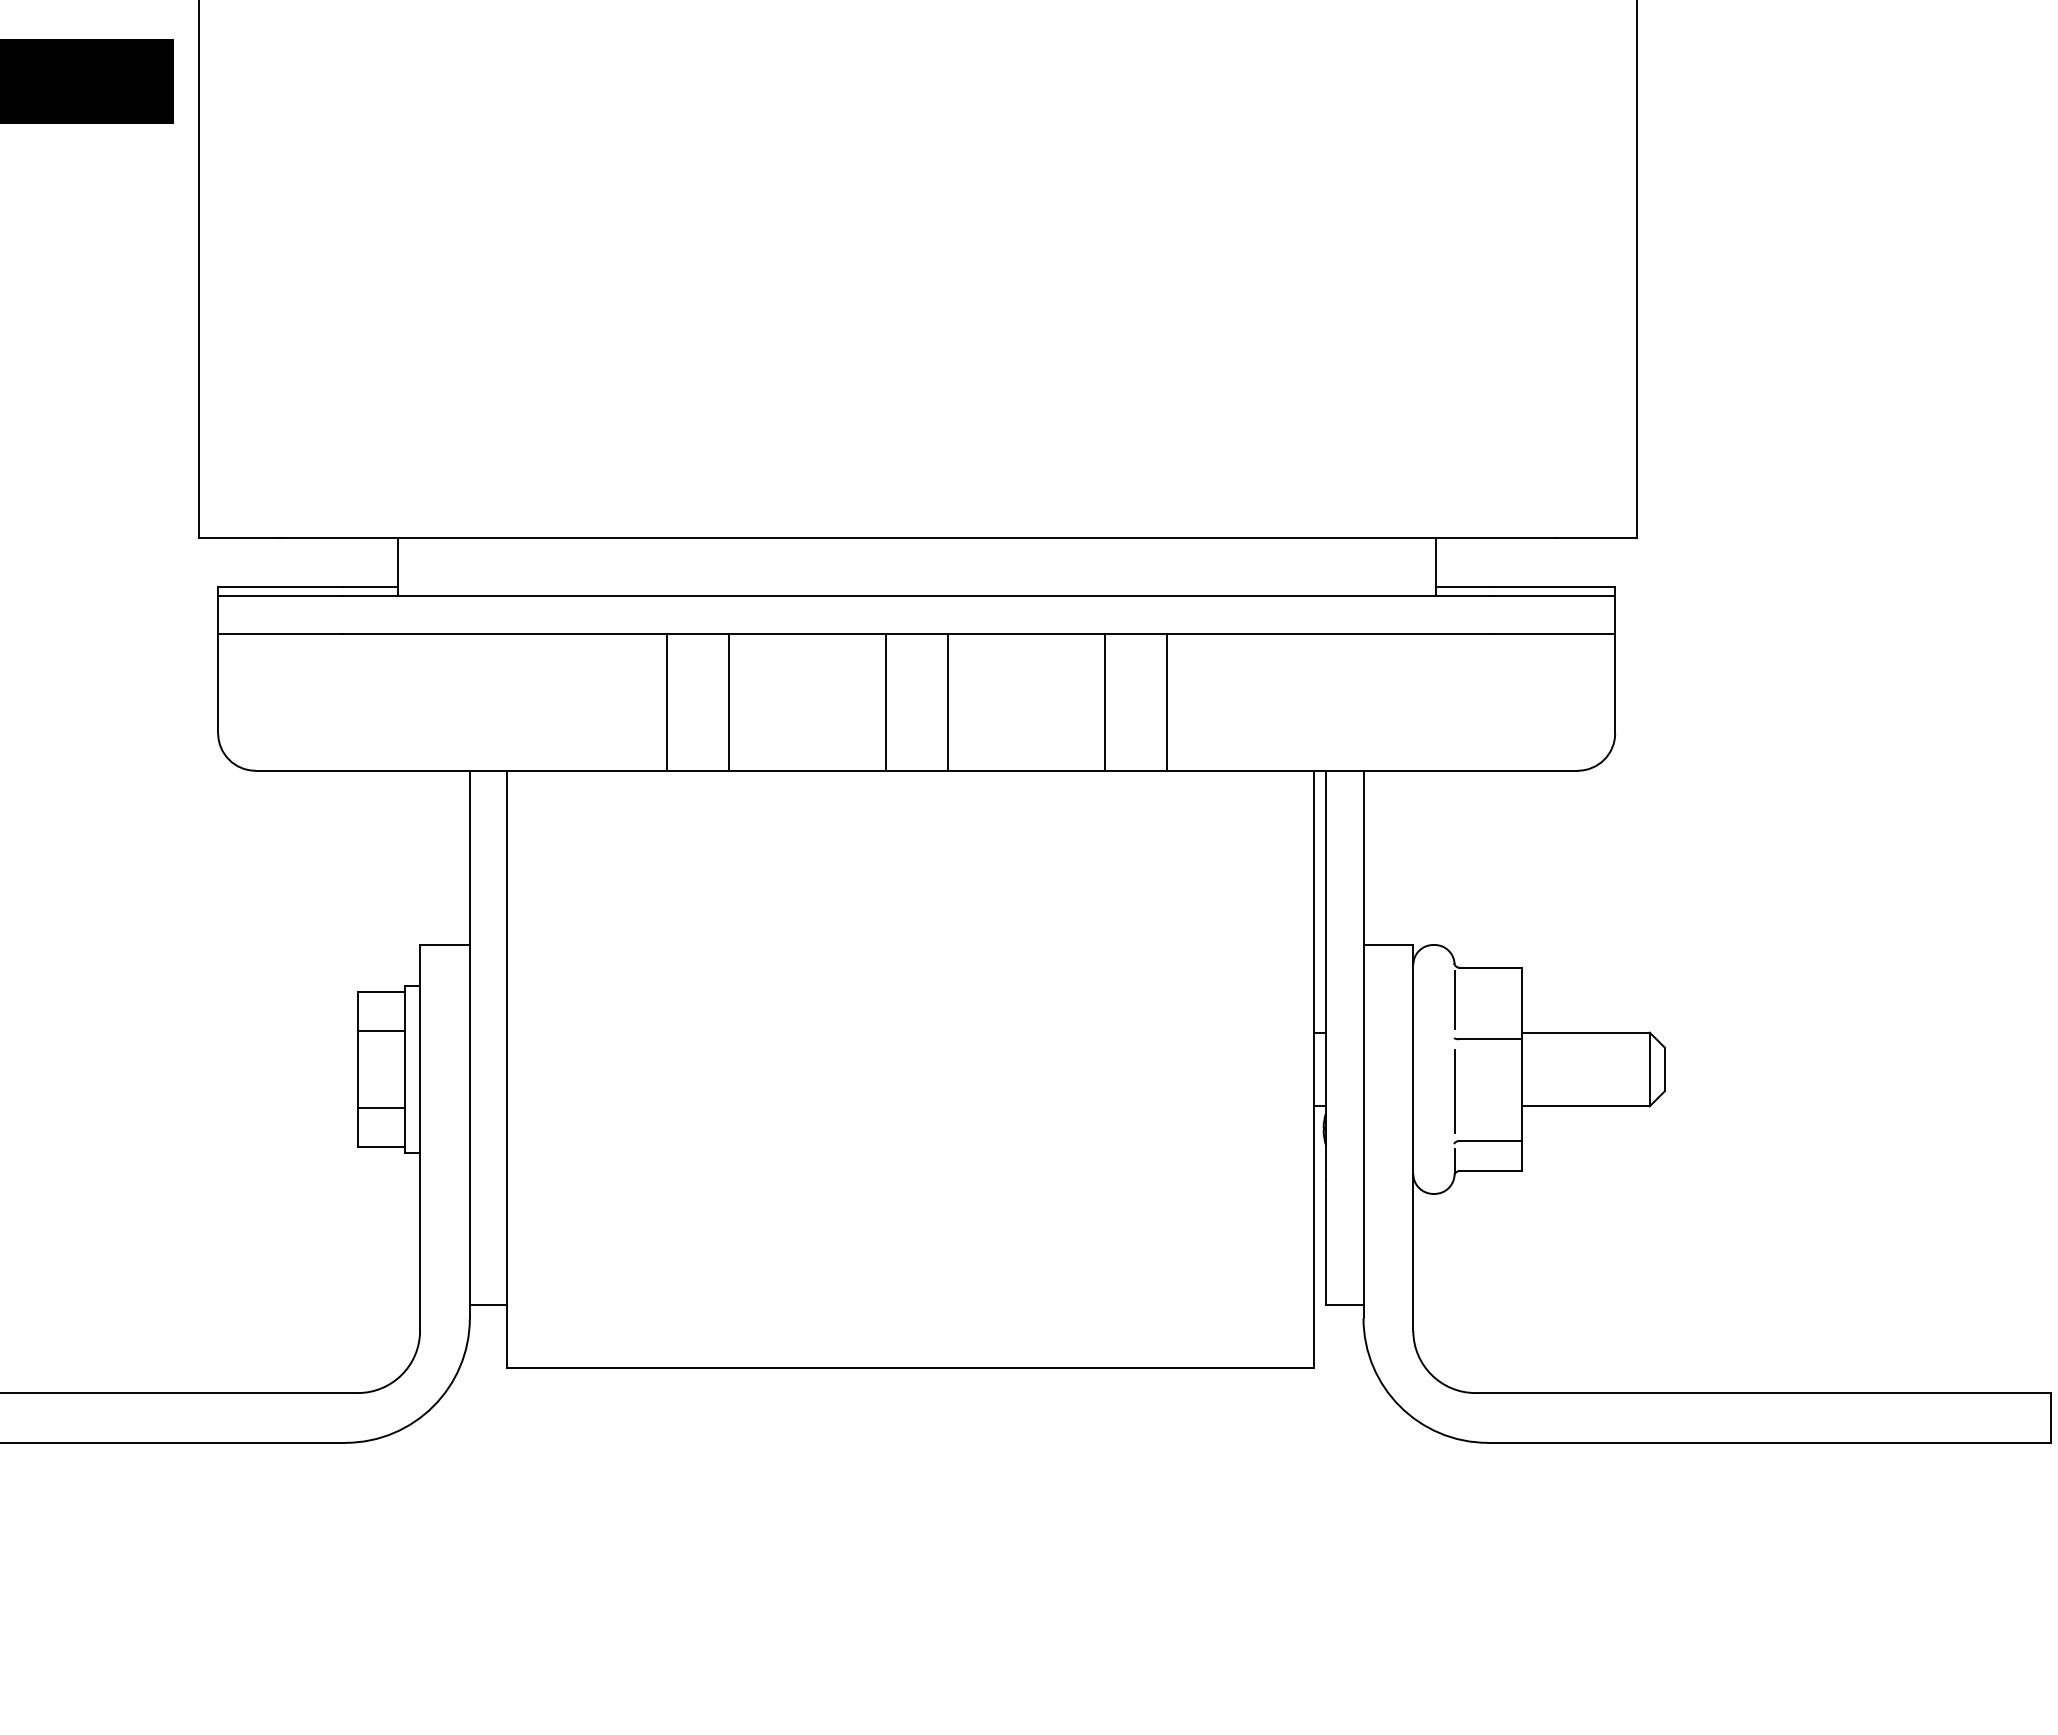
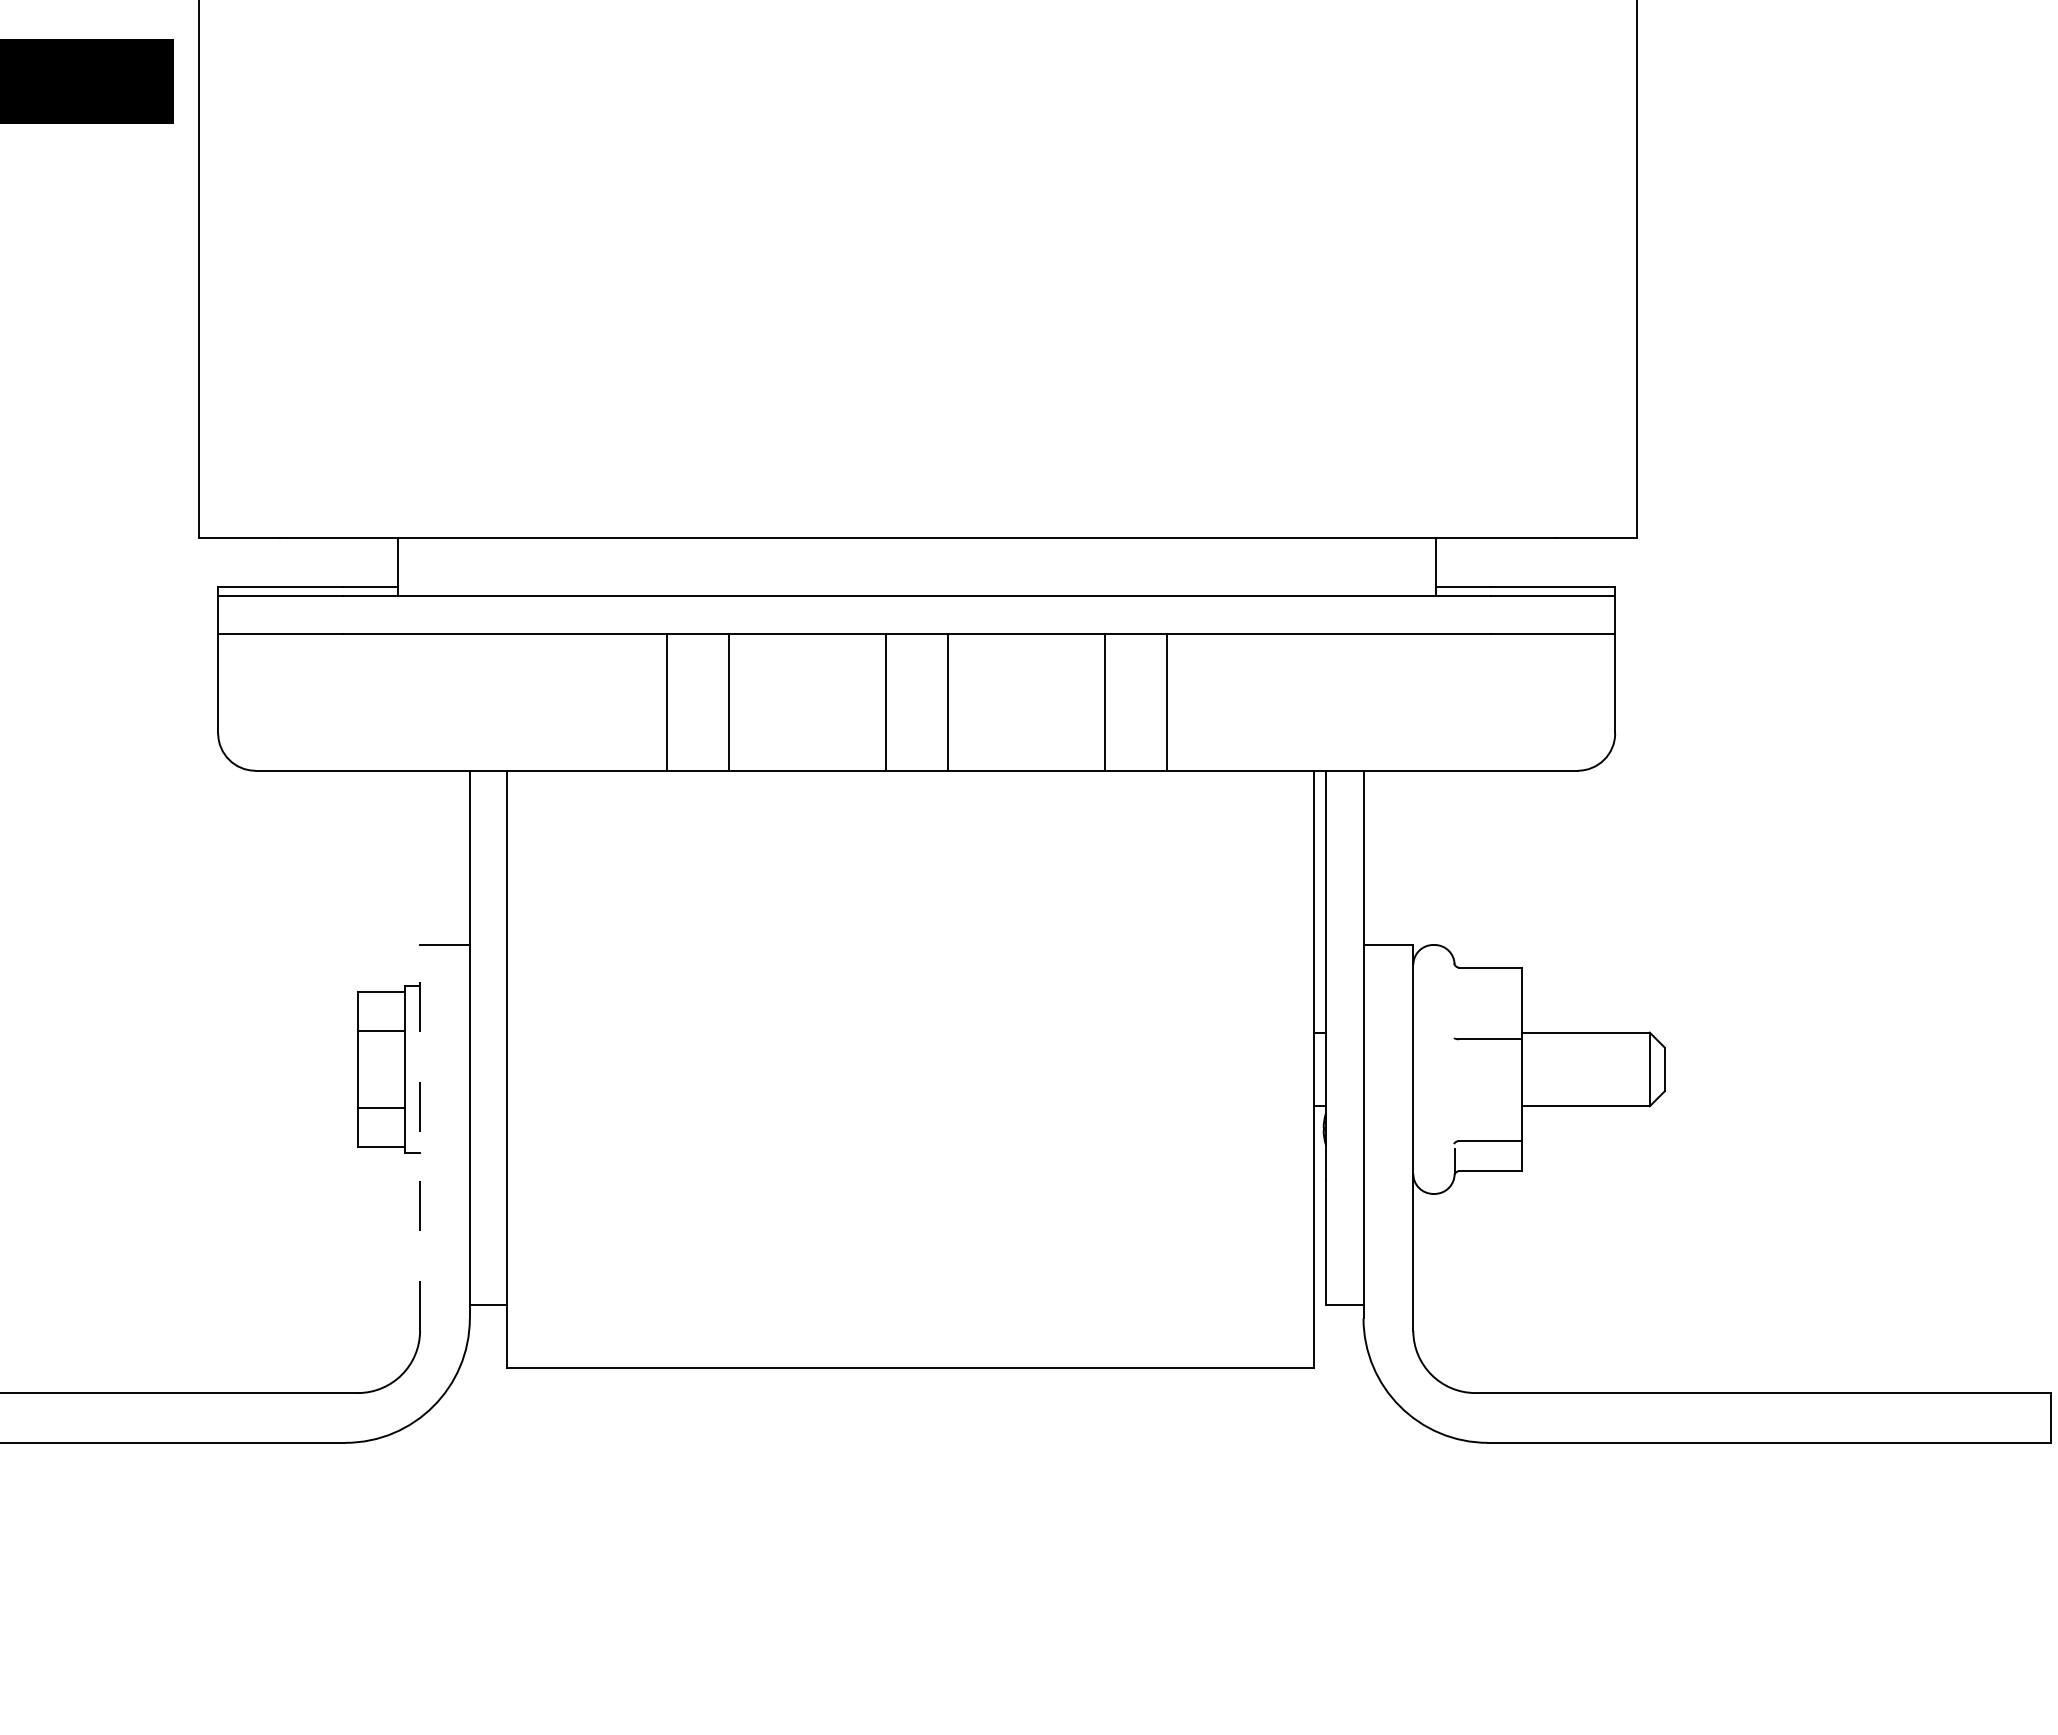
line: present -> none (1454, 999)
line: present -> none (1454, 1090)
line: solid -> dashed (420, 1137)
